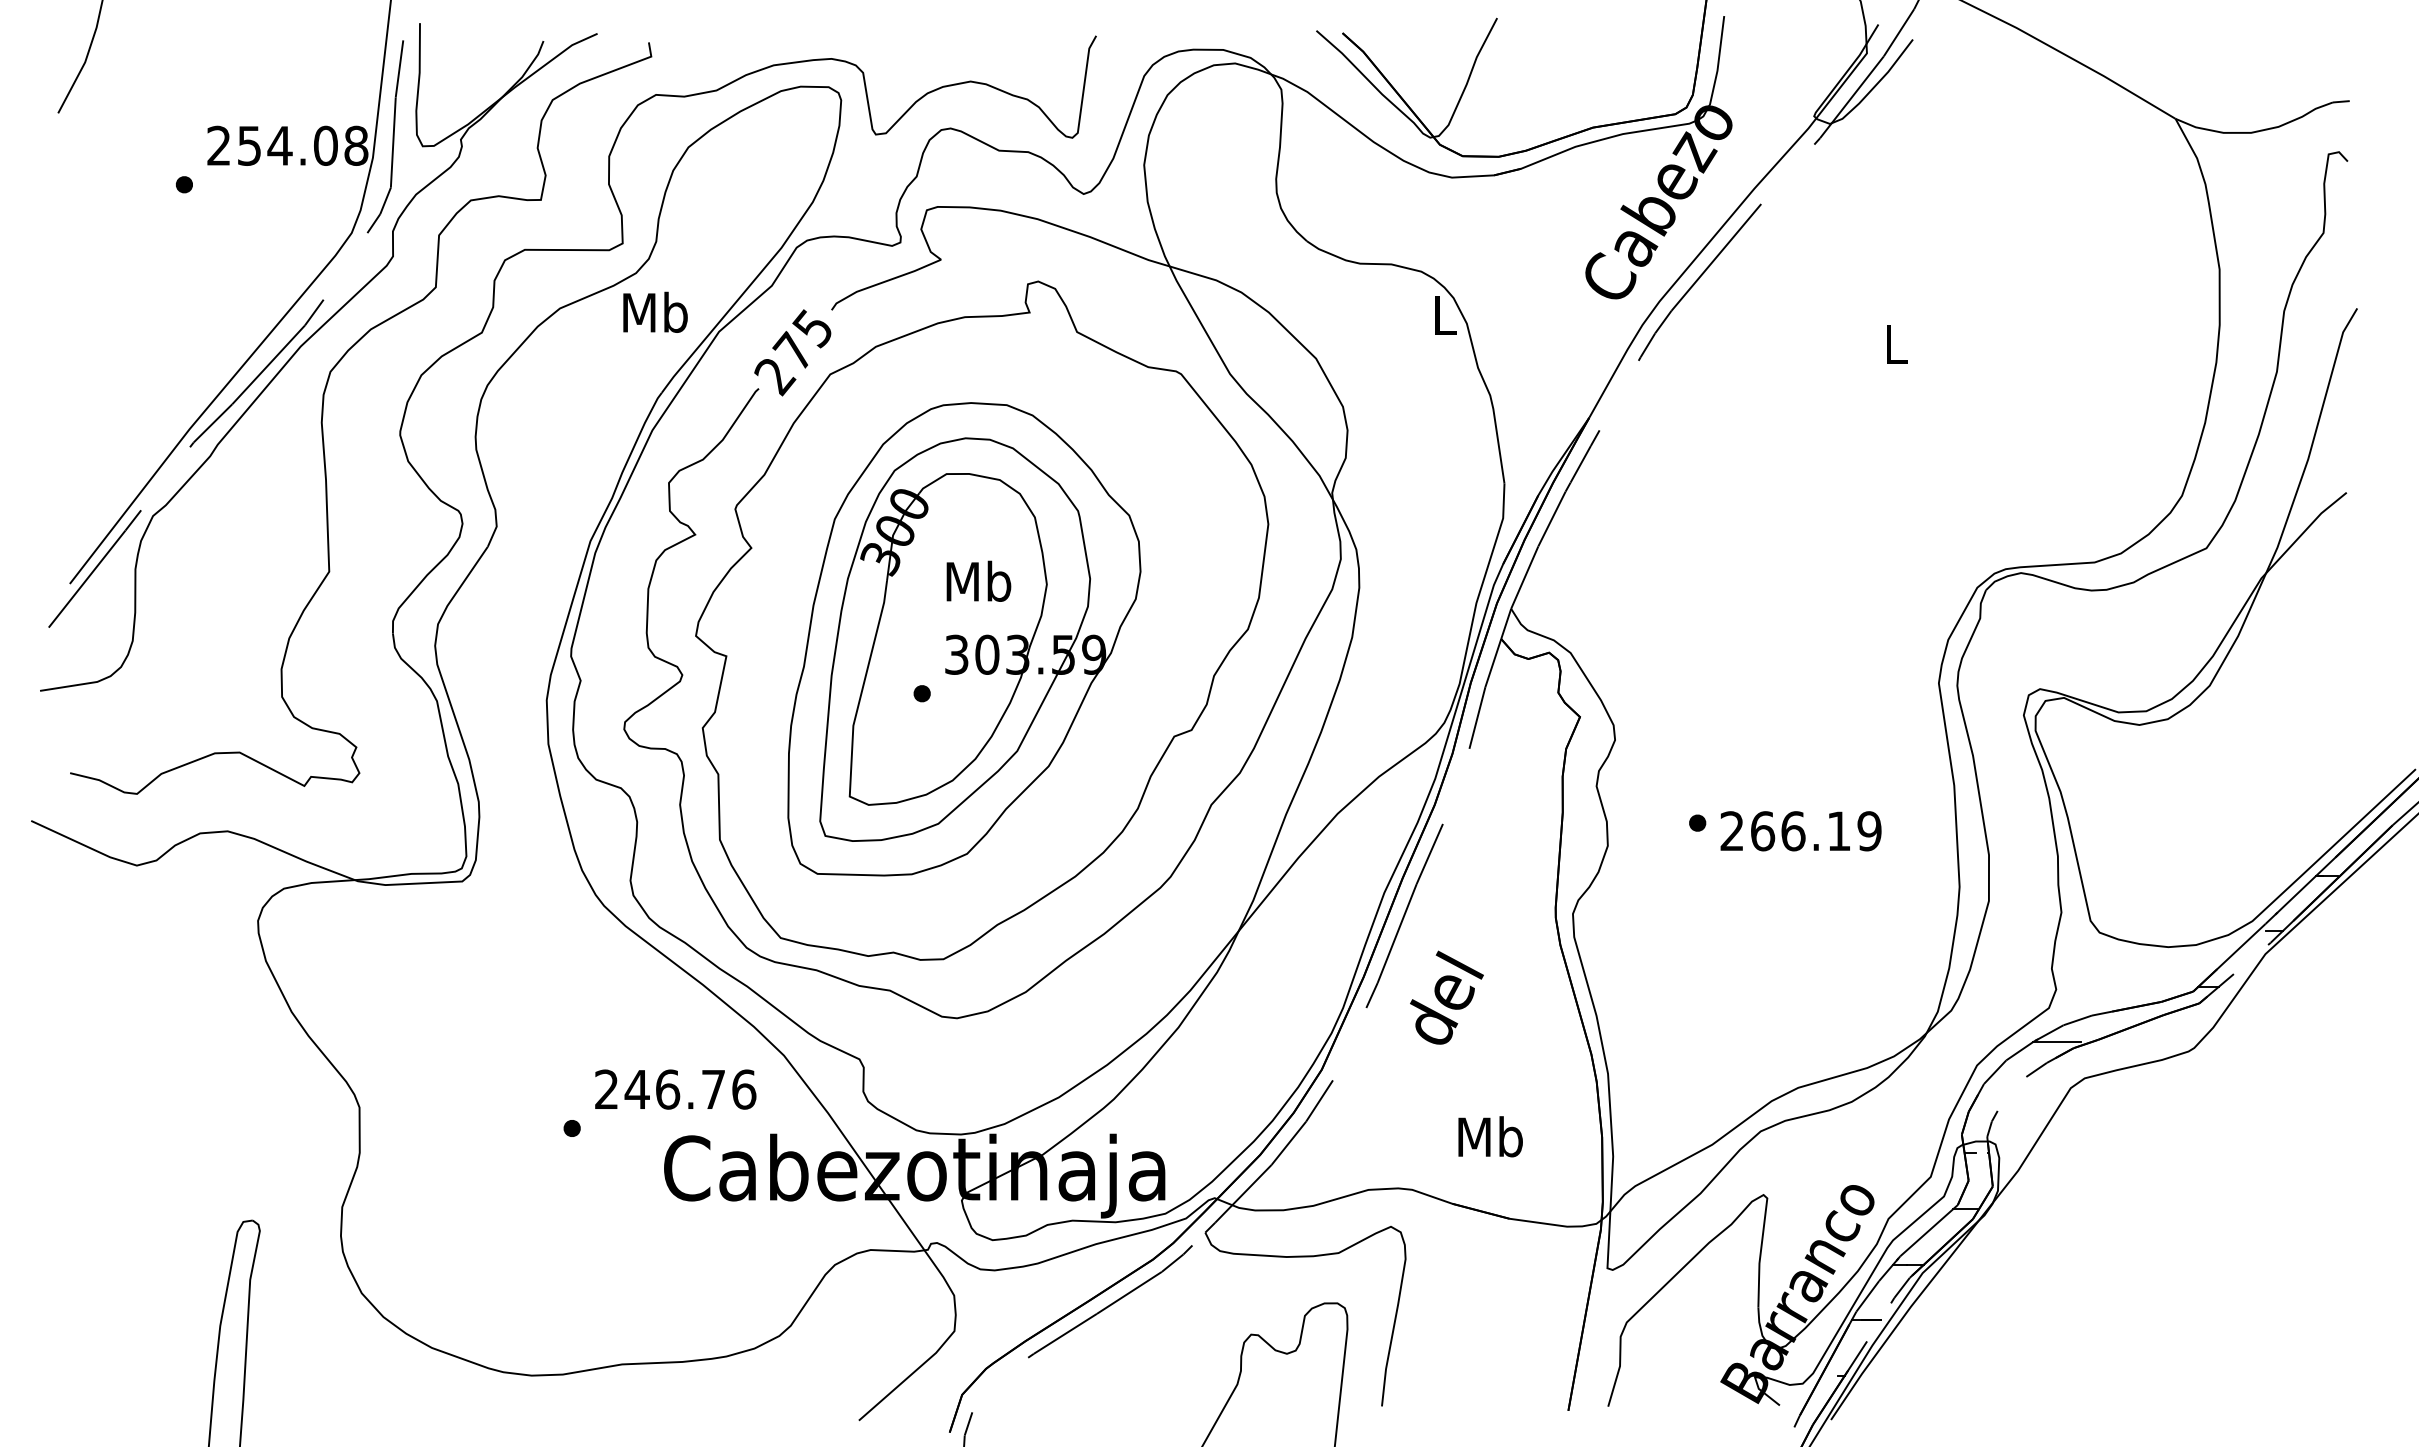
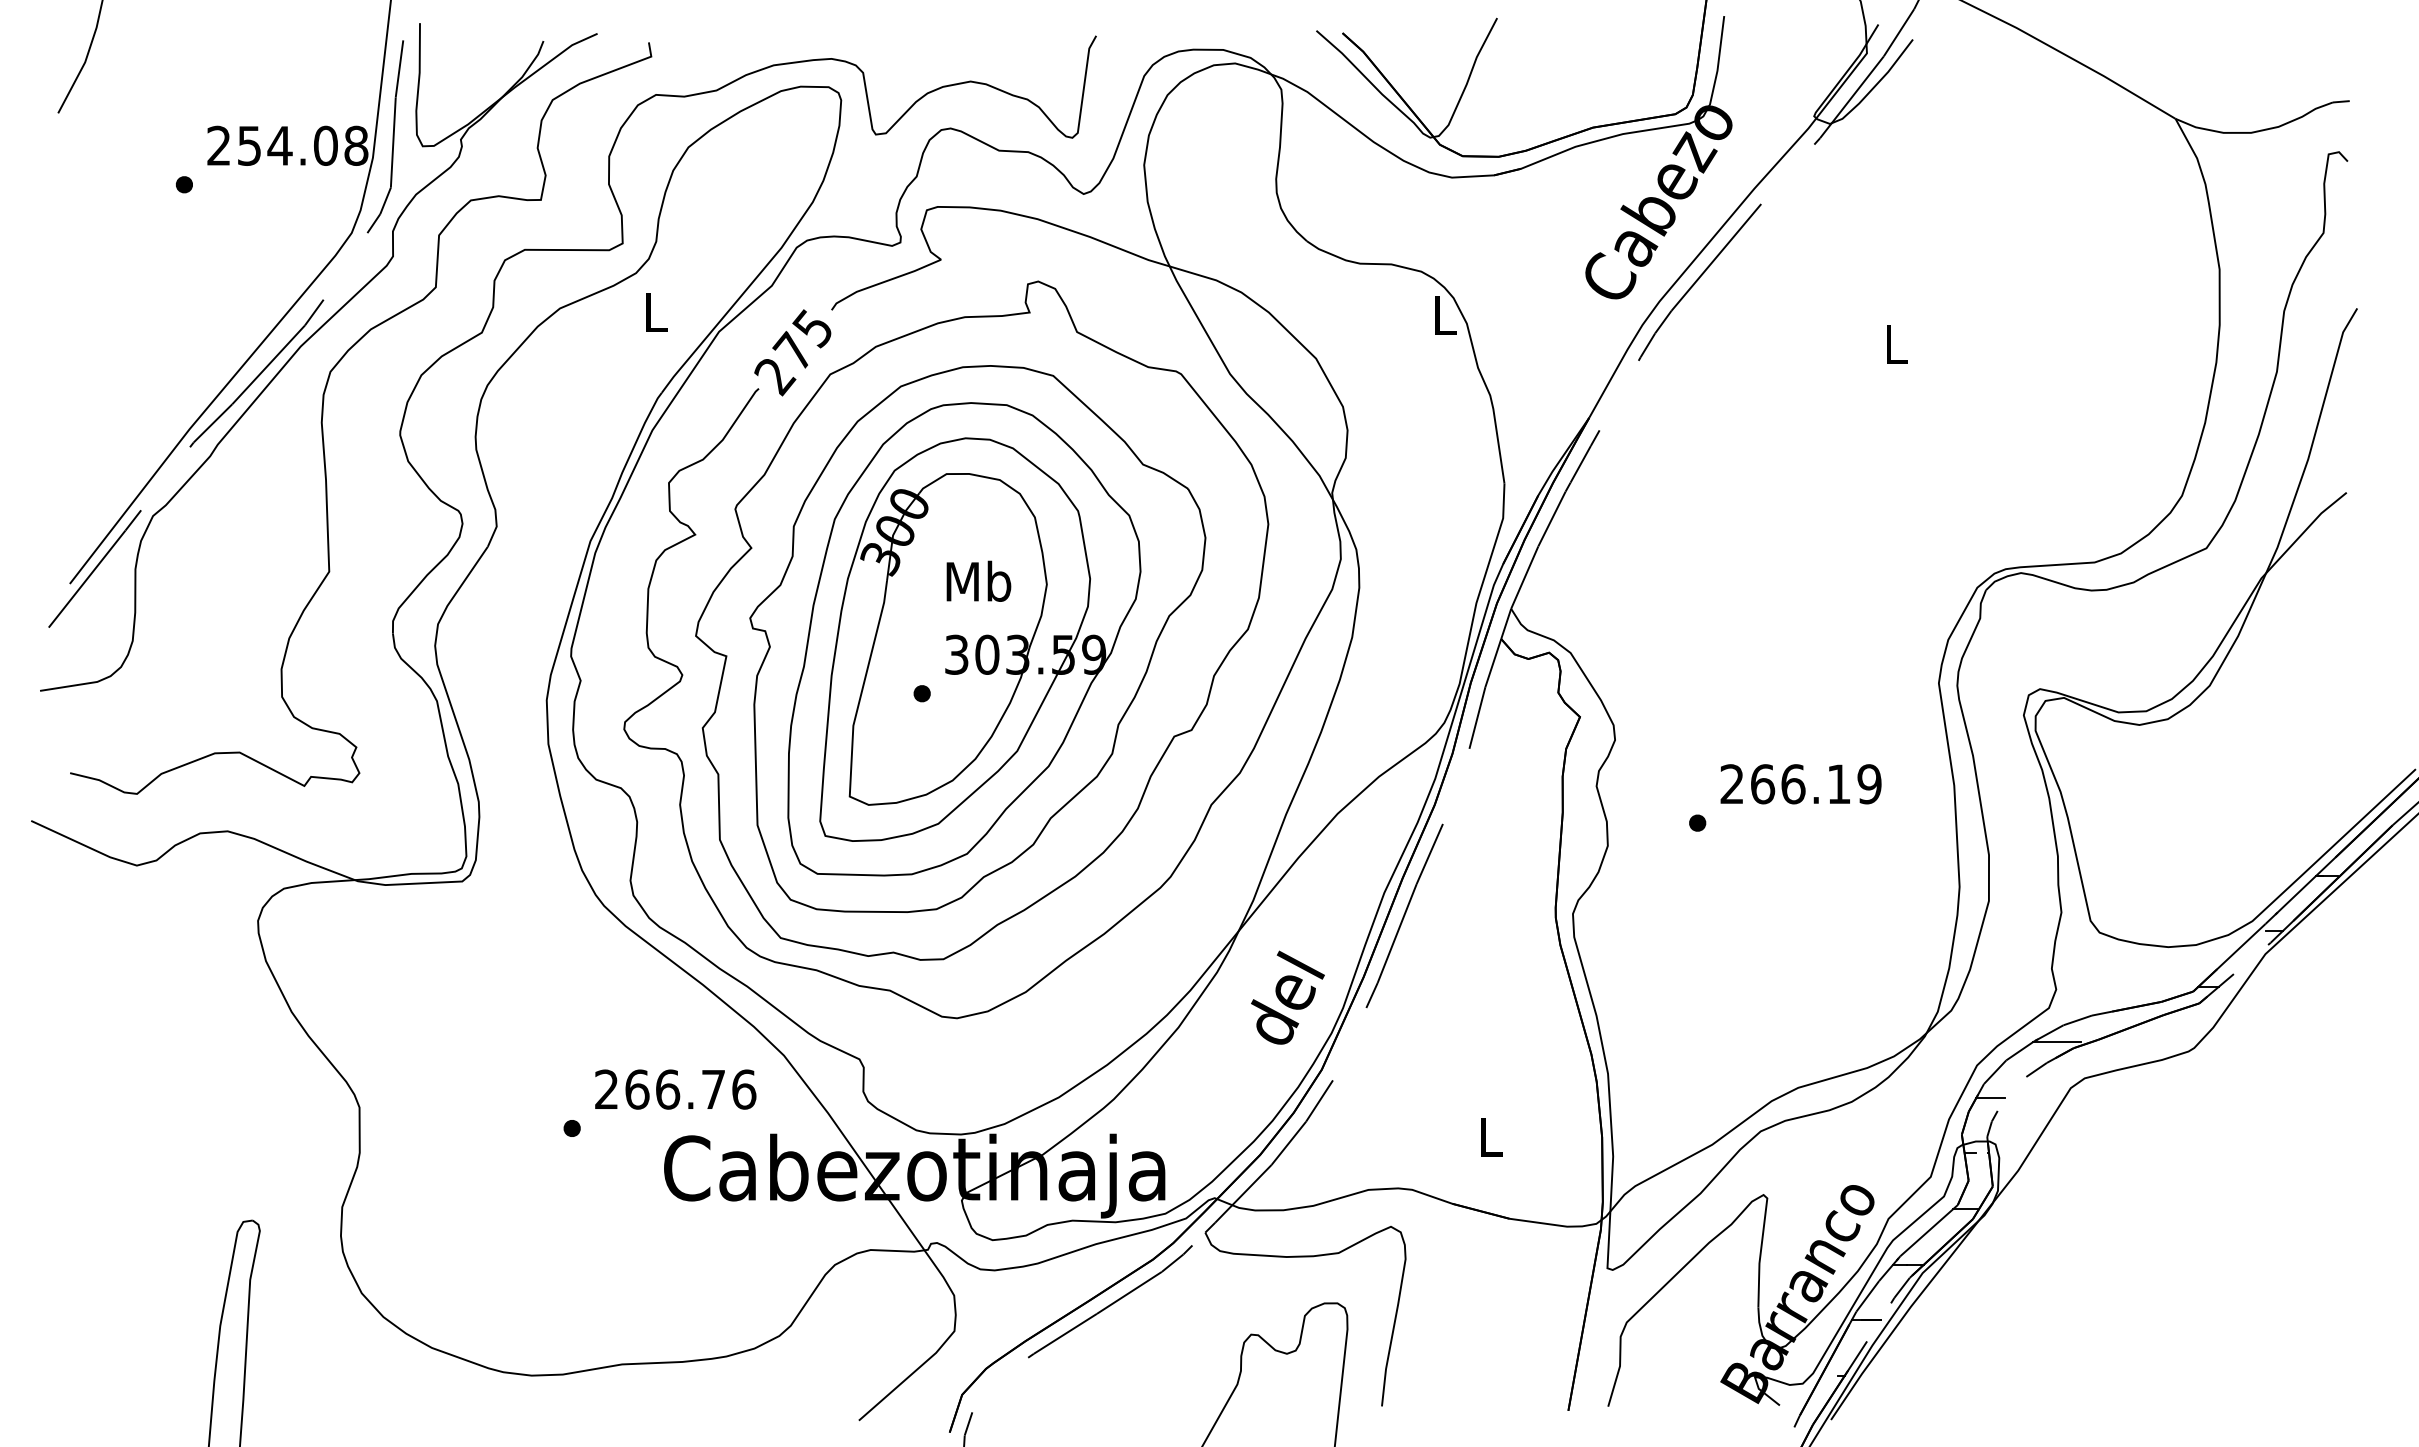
text: Mb -> L (655, 311)
part: none -> present (977, 638)
text position: (1800, 831) -> (1800, 784) (1800, 784)
text position: (1446, 997) -> (1287, 997) (1287, 997)
text: 246.76 -> 266.76 (636, 1089)
line: none -> present (1990, 1097)
text: Mb -> L (1490, 1136)
